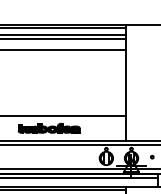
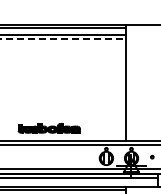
line: solid -> dashed (63, 39)
line: present -> none (63, 49)
line: present -> none (63, 115)
